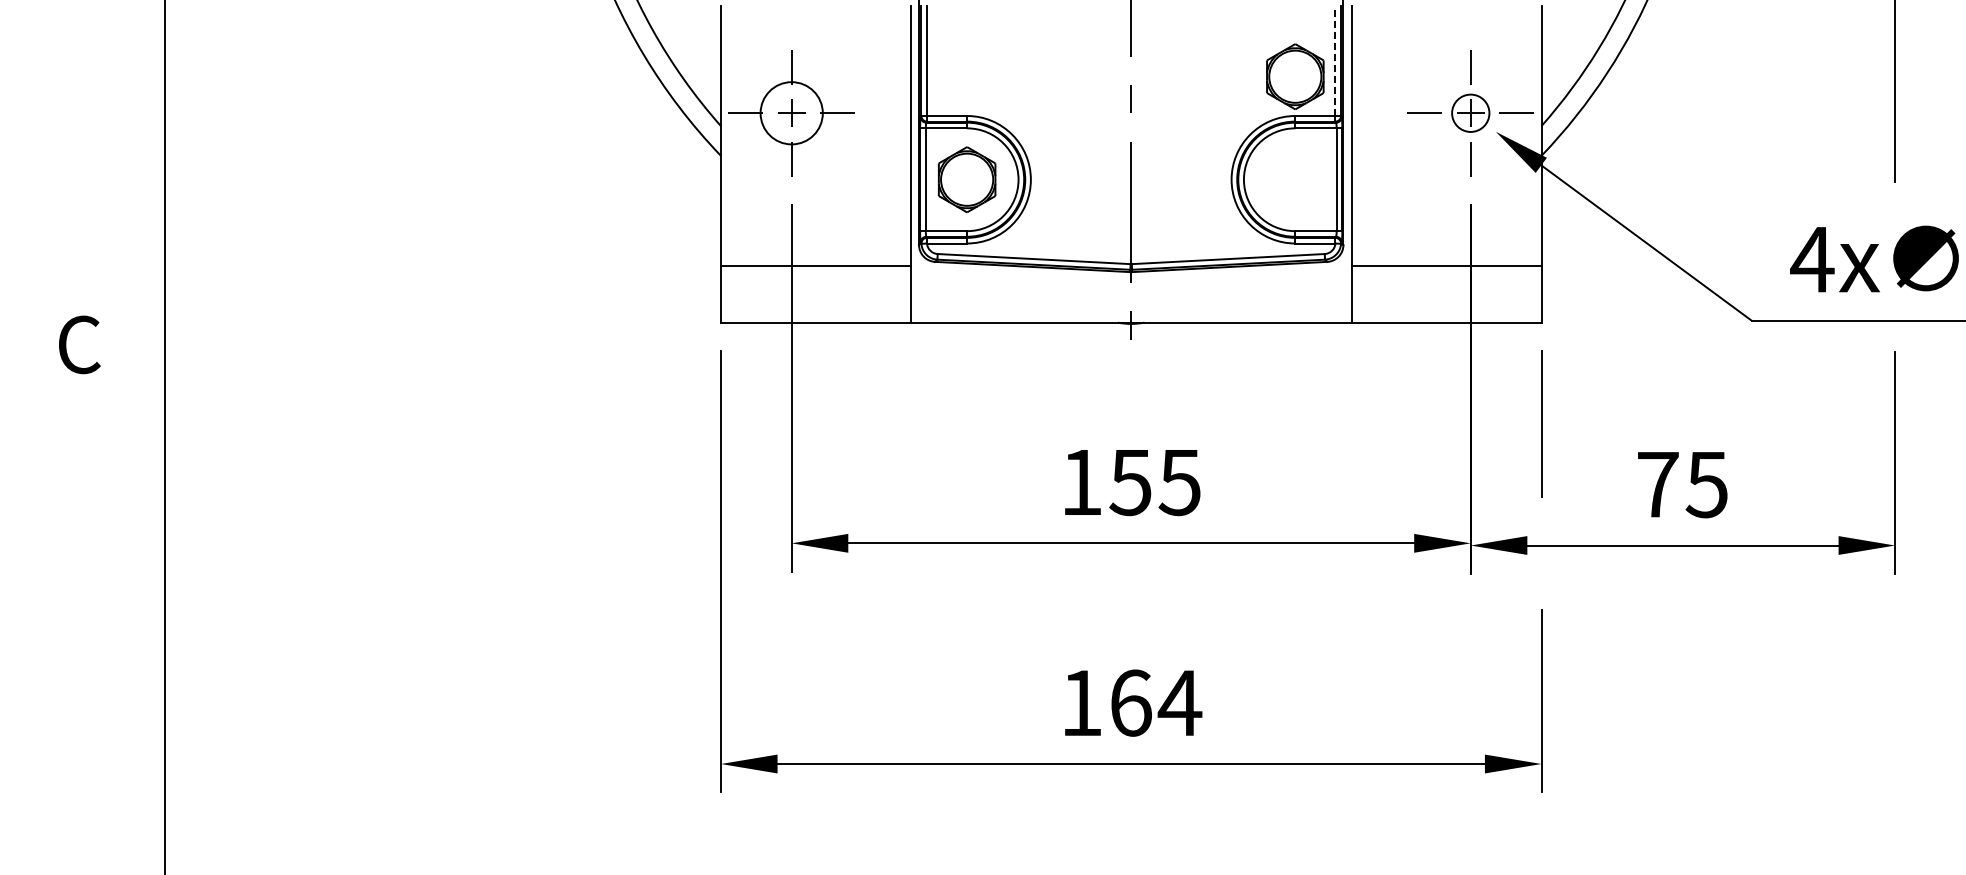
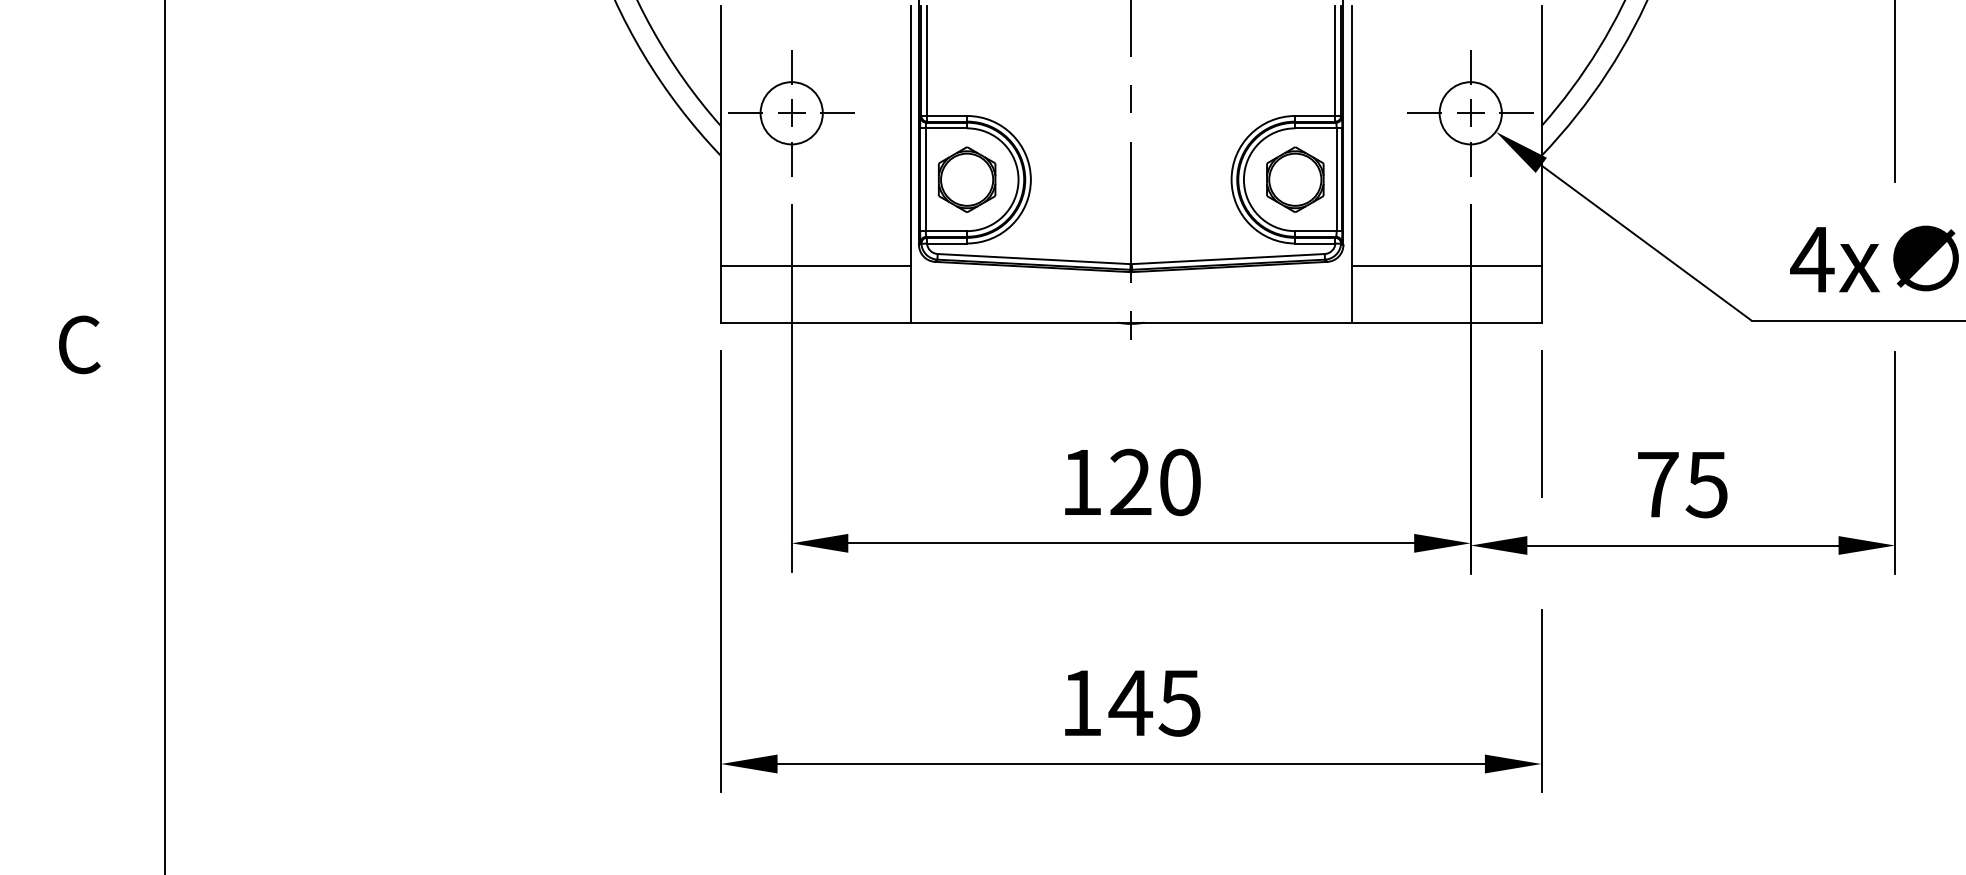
line: dashed -> solid (1335, 60)
part position: (1295, 76) -> (1295, 179) (1295, 179)
circle diameter: 37 px -> 62 px (1470, 113)
text: 155 -> 120 (1154, 482)
text: 164 -> 145 (1155, 702)
